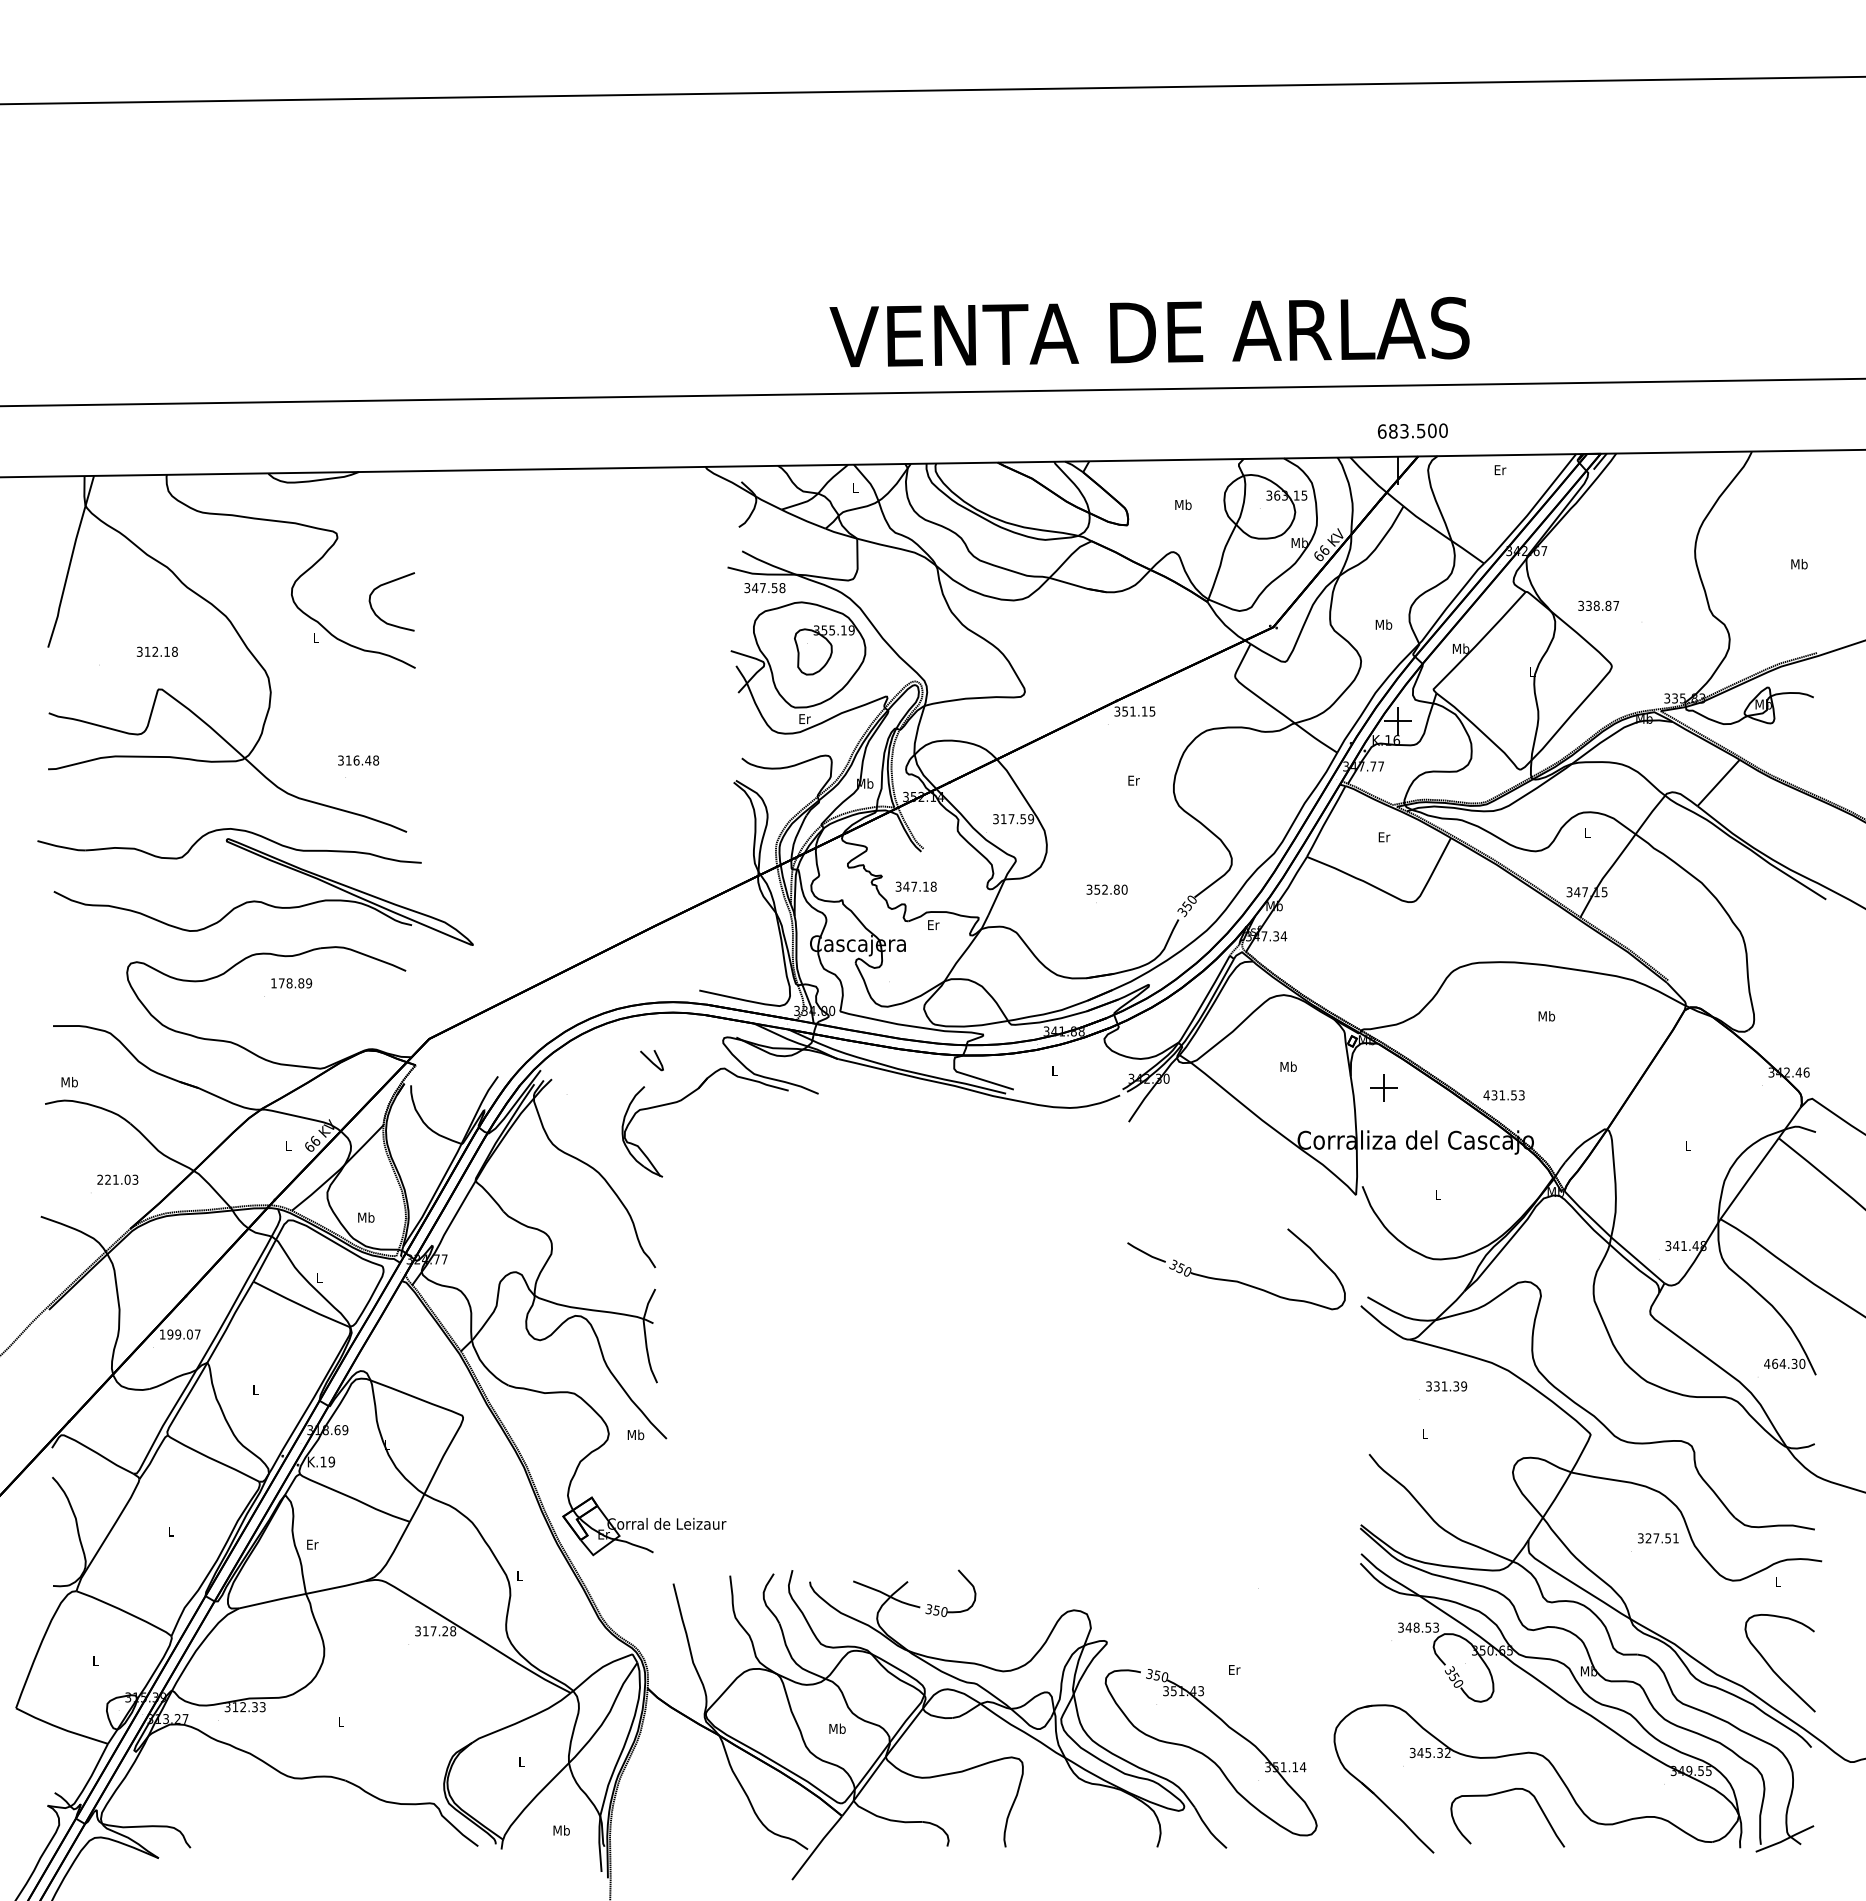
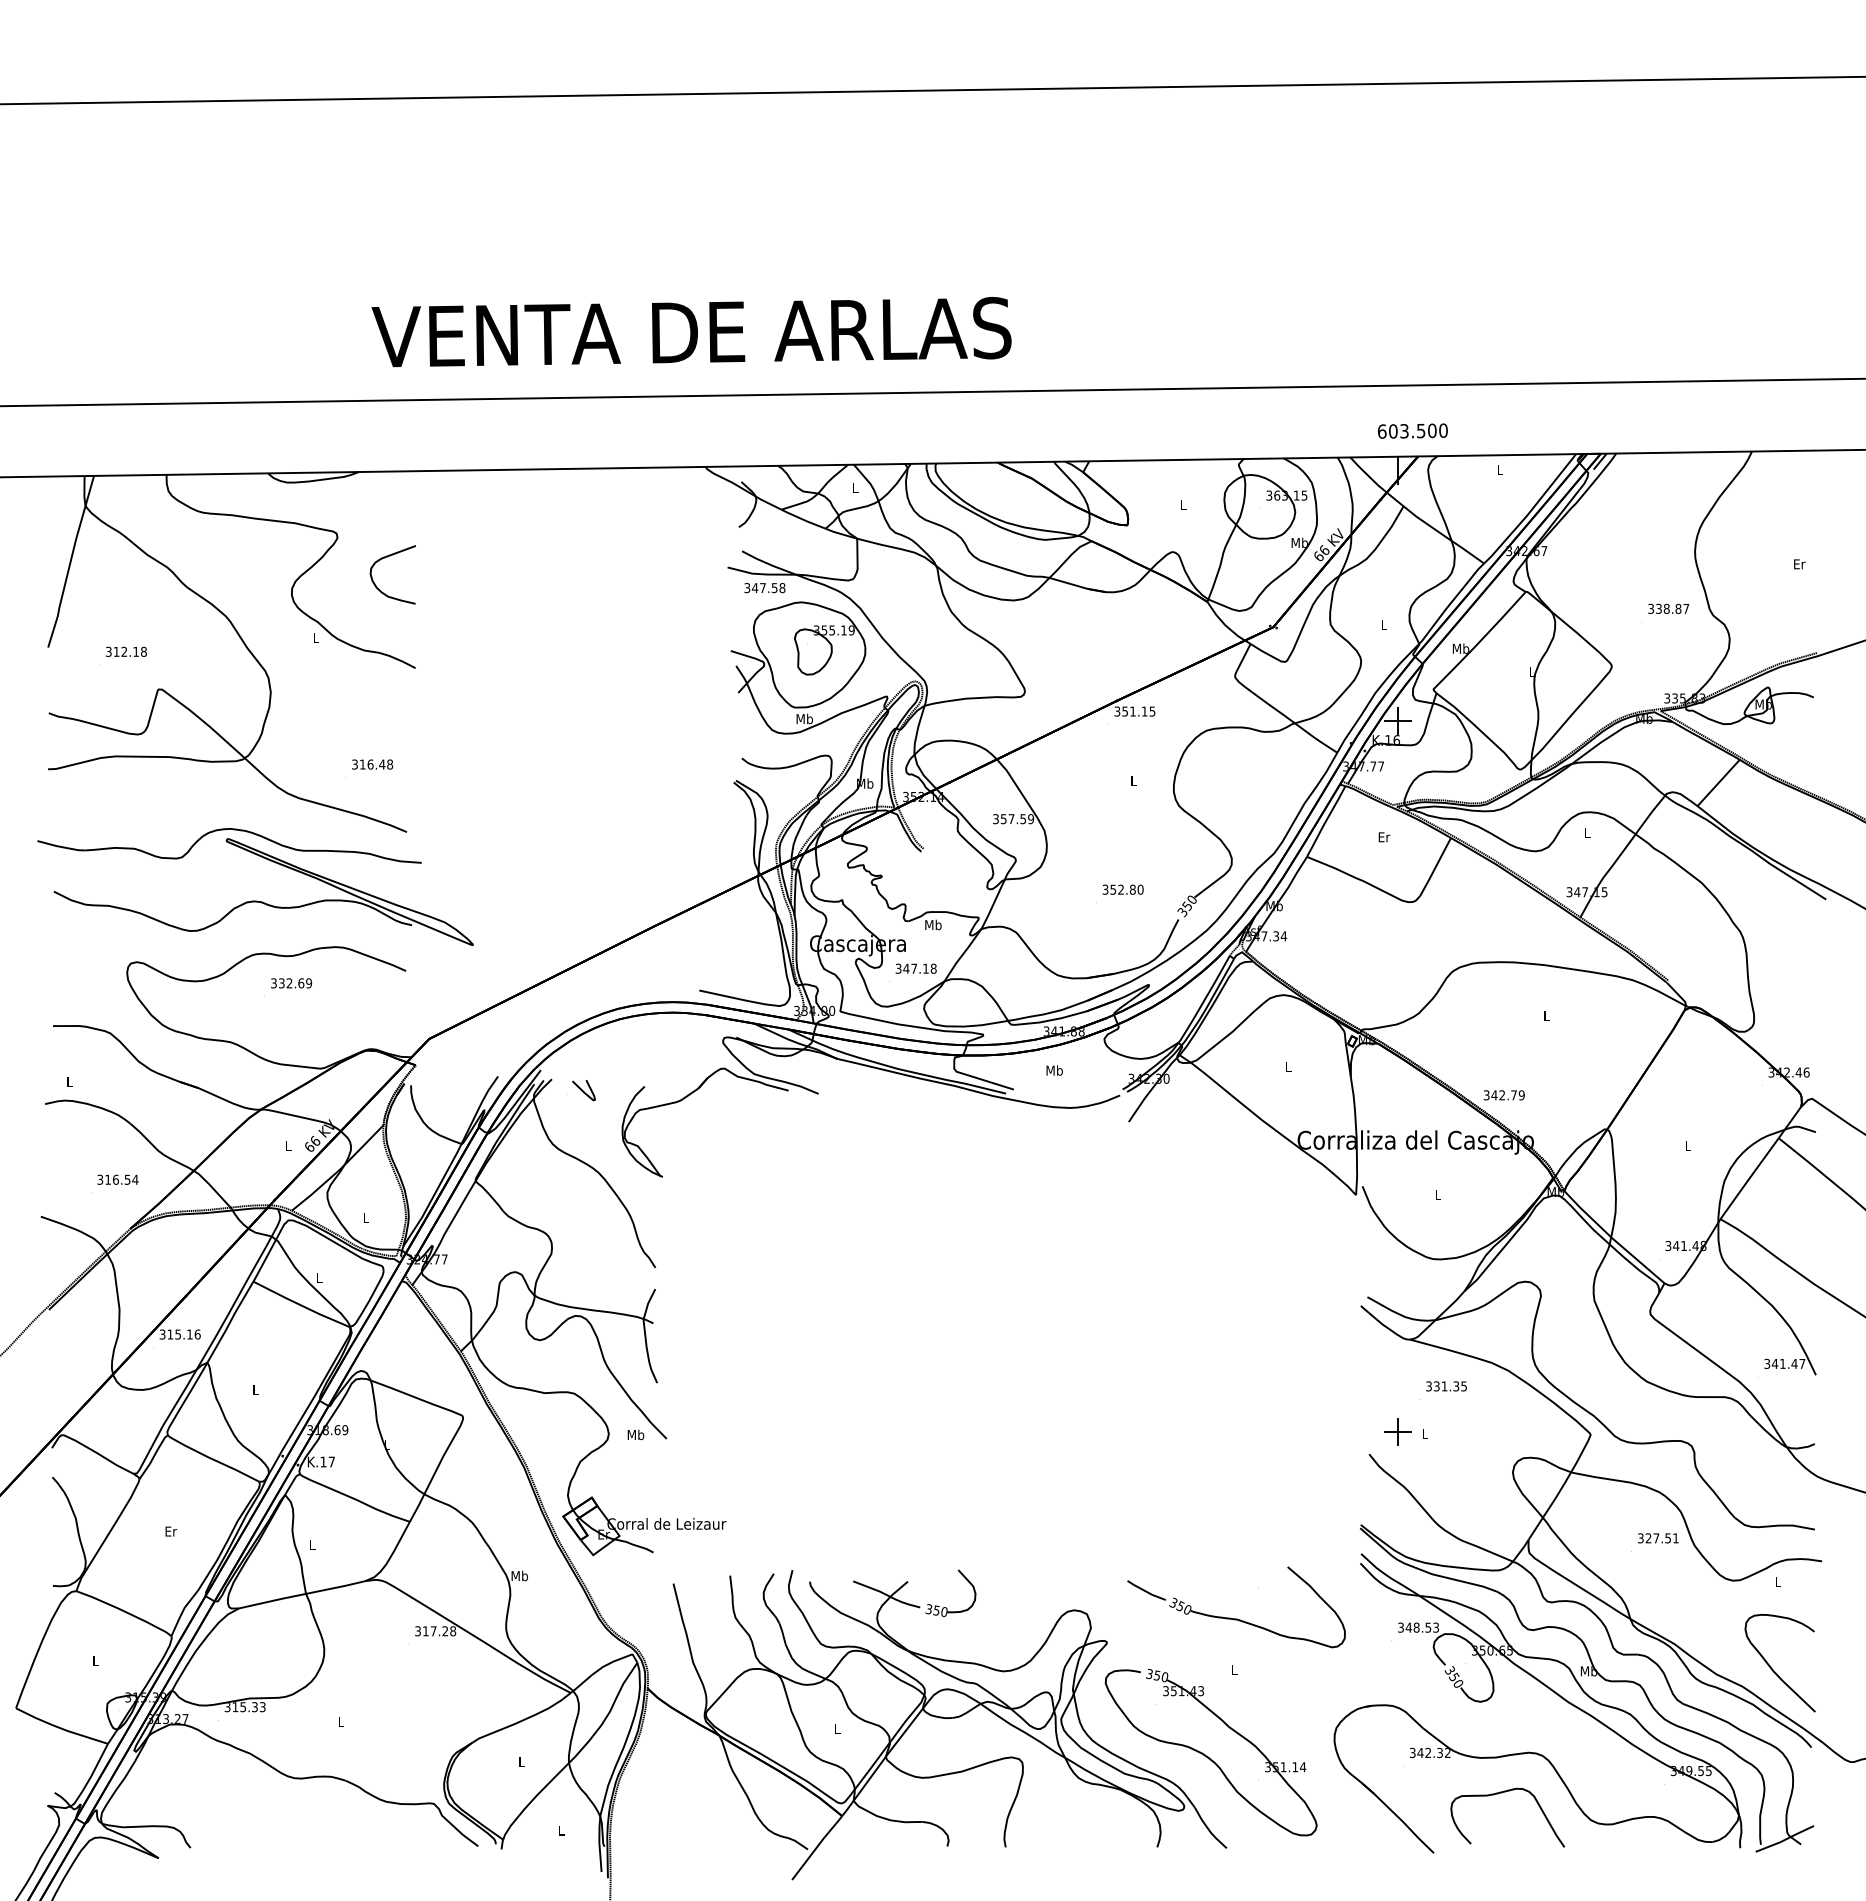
text position: (1149, 332) -> (691, 332) (691, 332)
text: 683.500 -> 603.500 (1393, 431)
text: Er -> L (1500, 470)
text: Mb -> L (1183, 504)
text: Mb -> Er (1799, 564)
curve position: (384, 585) -> (385, 558) (385, 558)
text position: (1598, 605) -> (1668, 608) (1668, 608)
text: Mb -> L (1383, 624)
text position: (157, 651) -> (126, 651) (126, 651)
text: Er -> Mb (804, 718)
text position: (358, 760) -> (372, 764) (372, 764)
text: Er -> L (1133, 780)
text: 317.59 -> 357.59 (1003, 819)
text position: (915, 886) -> (915, 968) (915, 968)
text position: (1106, 889) -> (1122, 889) (1122, 889)
text: Er -> Mb (933, 924)
text: 178.89 -> 332.69 (287, 983)
text: Mb -> L (1546, 1016)
curve position: (651, 1060) -> (583, 1090) (583, 1090)
text: Mb -> L (1288, 1066)
text: L -> Mb (1054, 1070)
text: Mb -> L (69, 1082)
part position: (1383, 1087) -> (1397, 1431) (1397, 1431)
text: 431.53 -> 342.79 (1503, 1095)
text: 221.03 -> 316.54 (117, 1179)
text: Mb -> L (366, 1217)
part position: (1236, 1280) -> (1236, 1618) (1236, 1618)
text: 199.07 -> 315.16 (179, 1334)
text: 464.30 -> 341.47 (1784, 1363)
text: 331.39 -> 331.35 (1464, 1386)
text: K.19 -> K.17 (331, 1461)
text: L -> Er (171, 1531)
text: Er -> L (312, 1544)
text: L -> Mb (519, 1575)
text: Er -> L (1234, 1669)
text: 312.33 -> 315.33 (242, 1707)
text: Mb -> L (837, 1728)
text: 345.32 -> 342.32 (1428, 1752)
text: Mb -> L (561, 1830)
